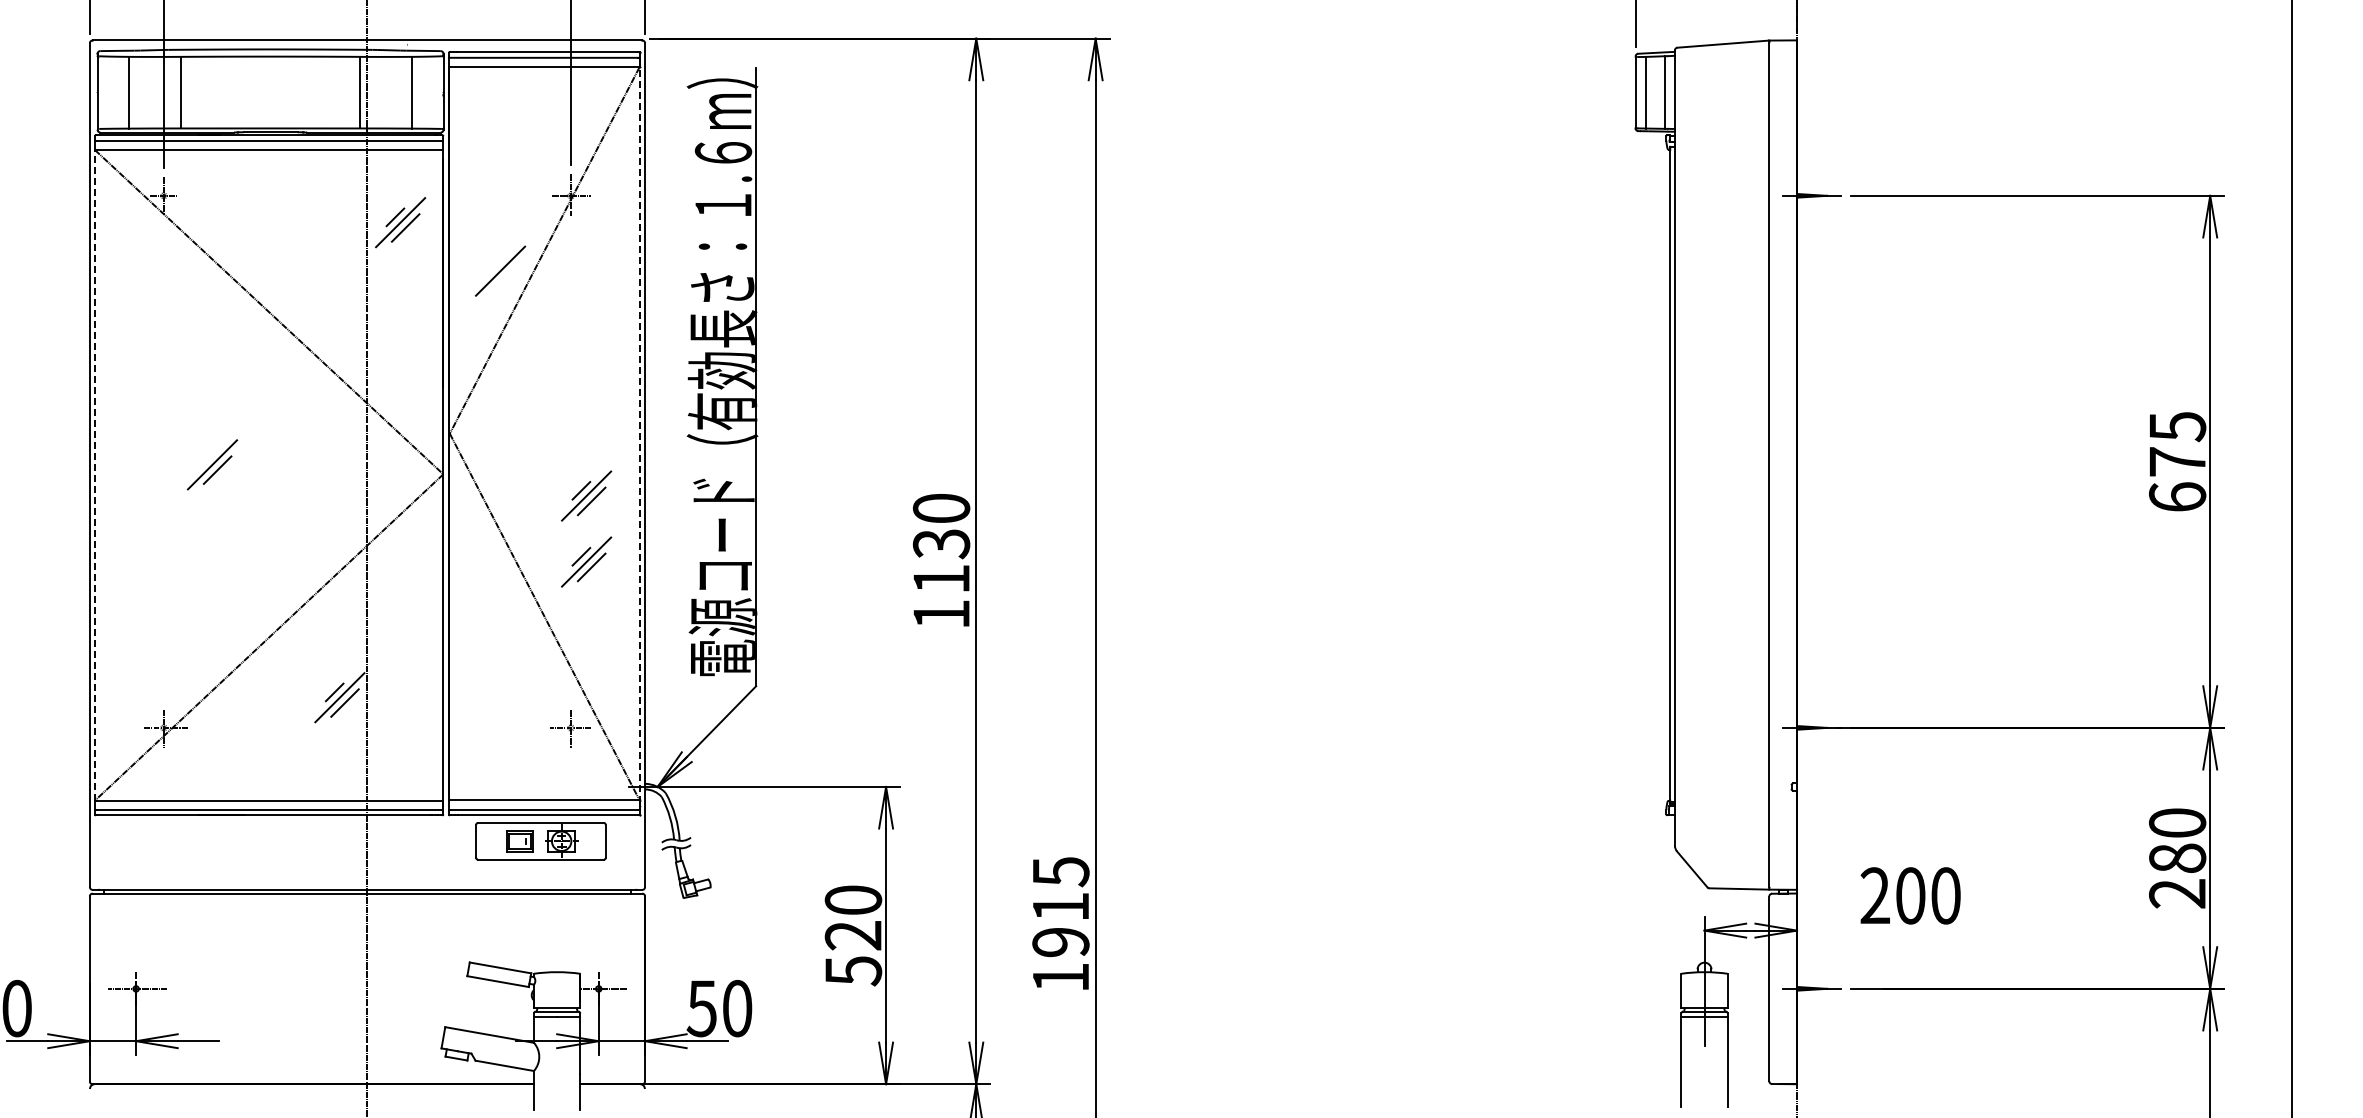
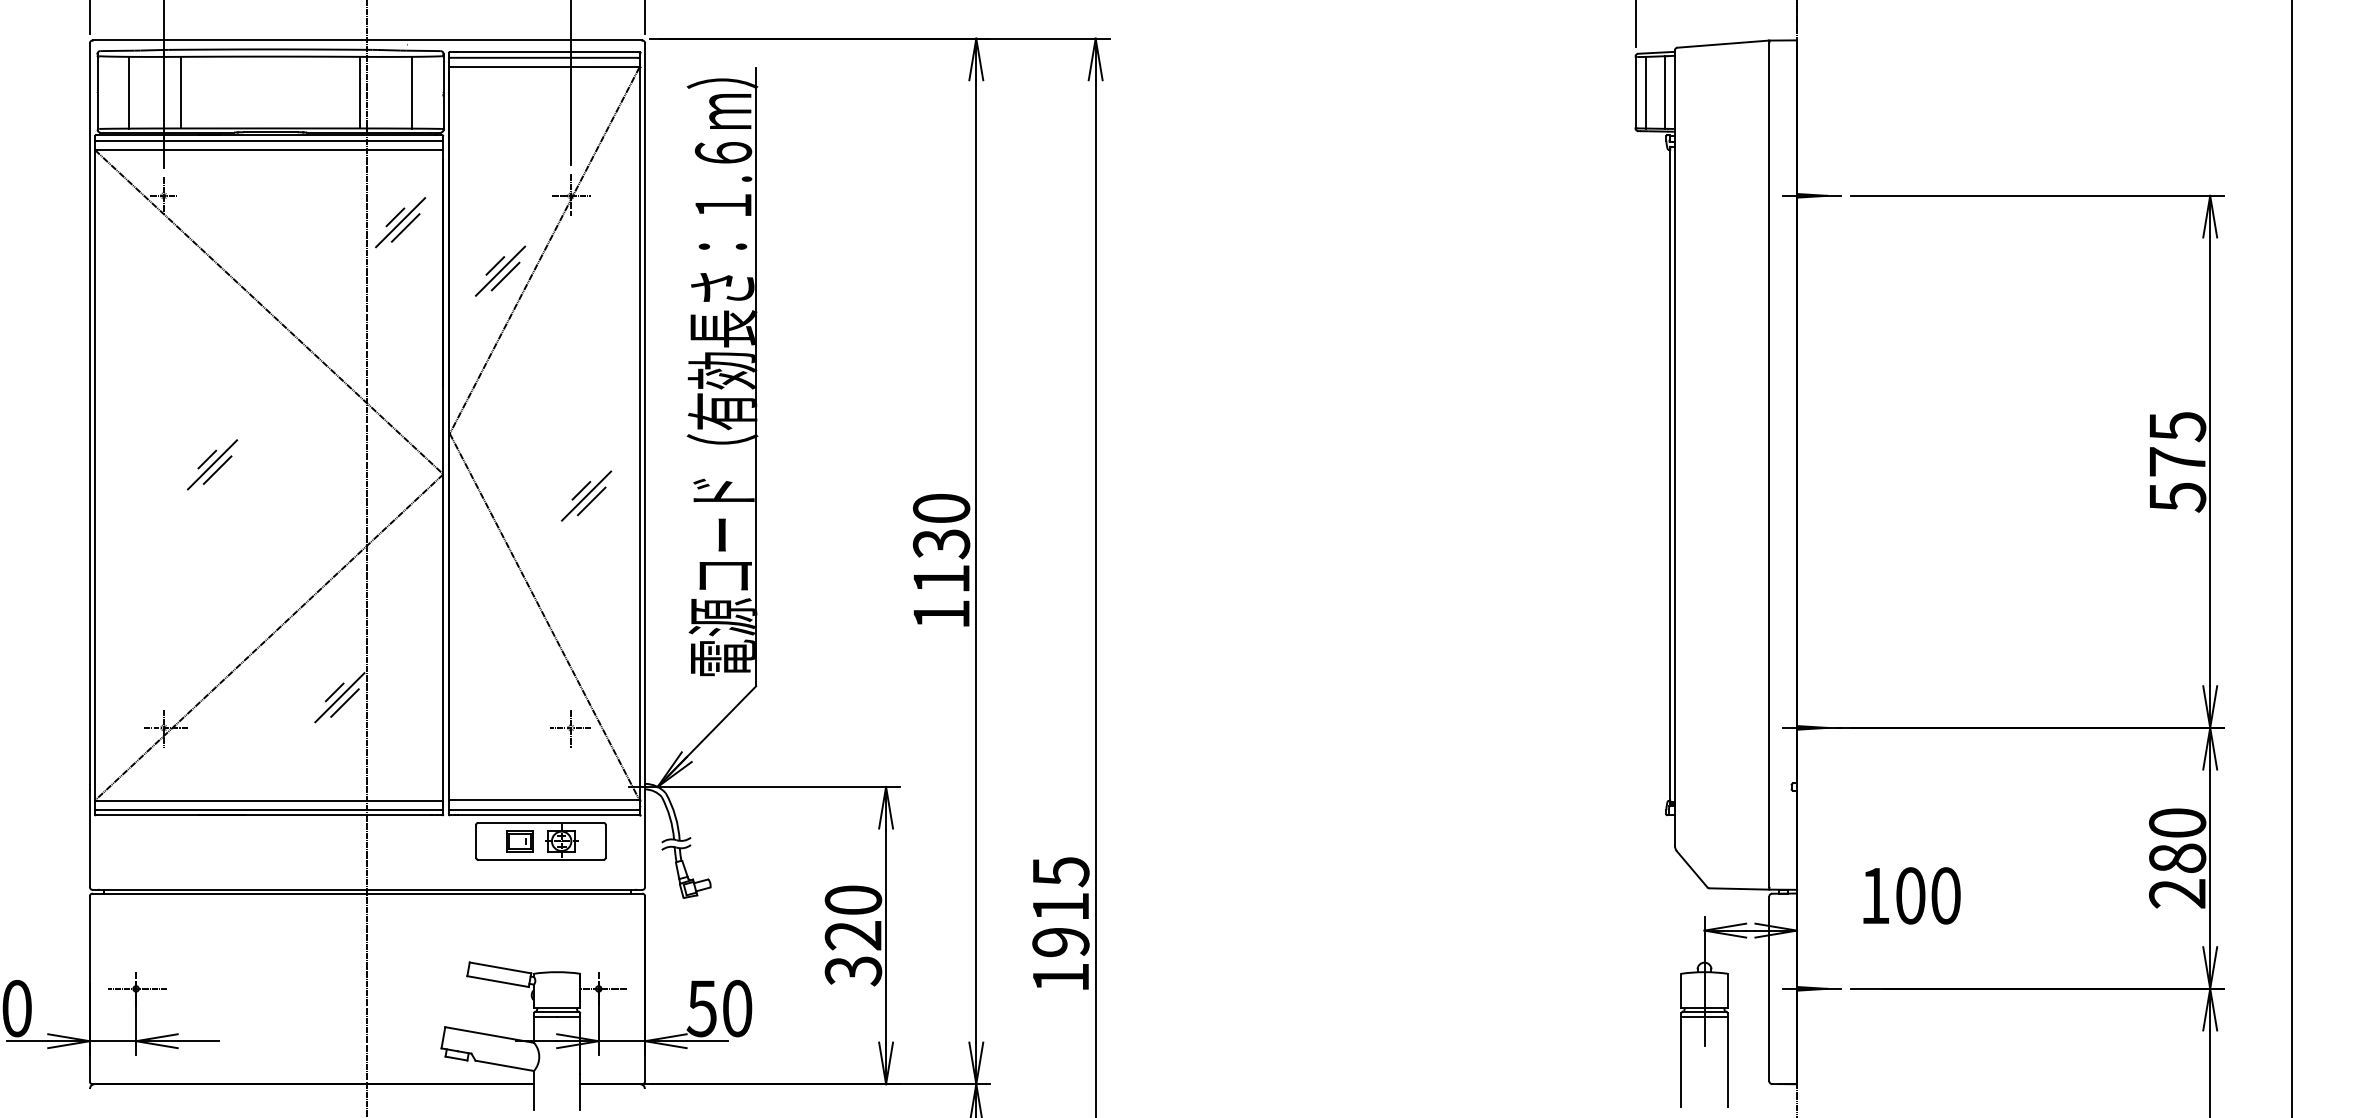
line: none -> present (495, 265)
line: none -> present (505, 276)
line: dashed -> solid (640, 433)
line: none -> present (207, 459)
line: dashed -> solid (94, 474)
text: 675 -> 575 (2177, 497)
part: present -> none (586, 561)
text: 200 -> 100 (1874, 895)
text: 520 -> 320 (852, 971)
